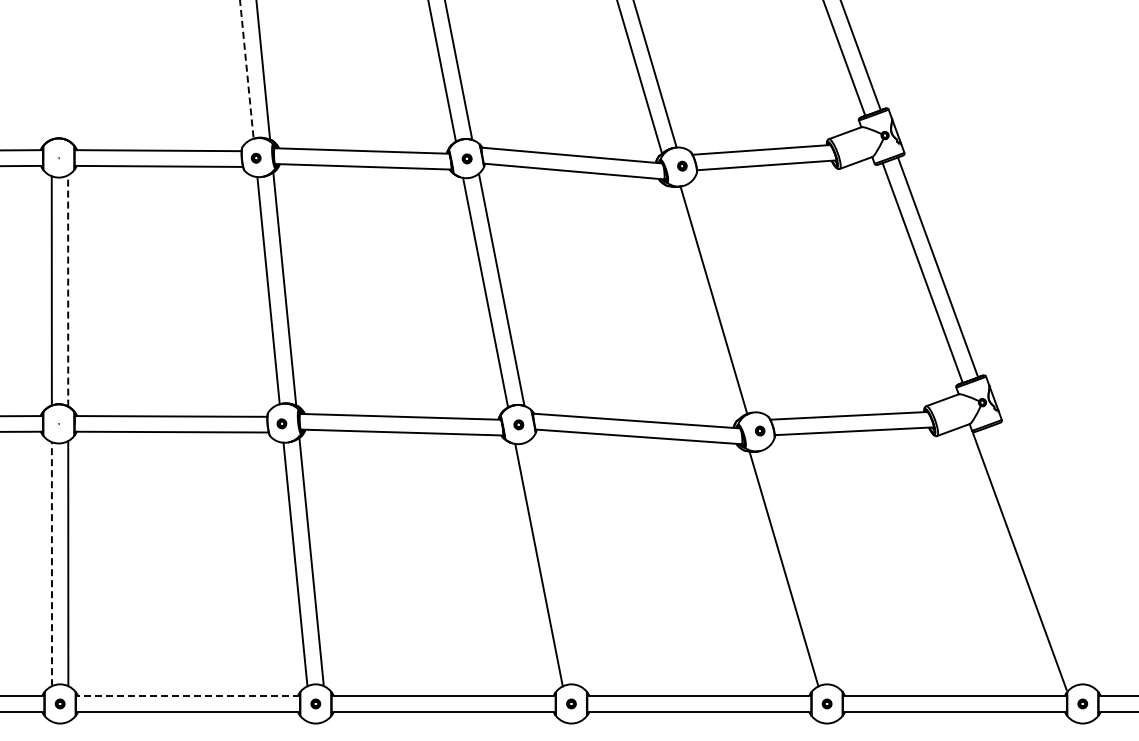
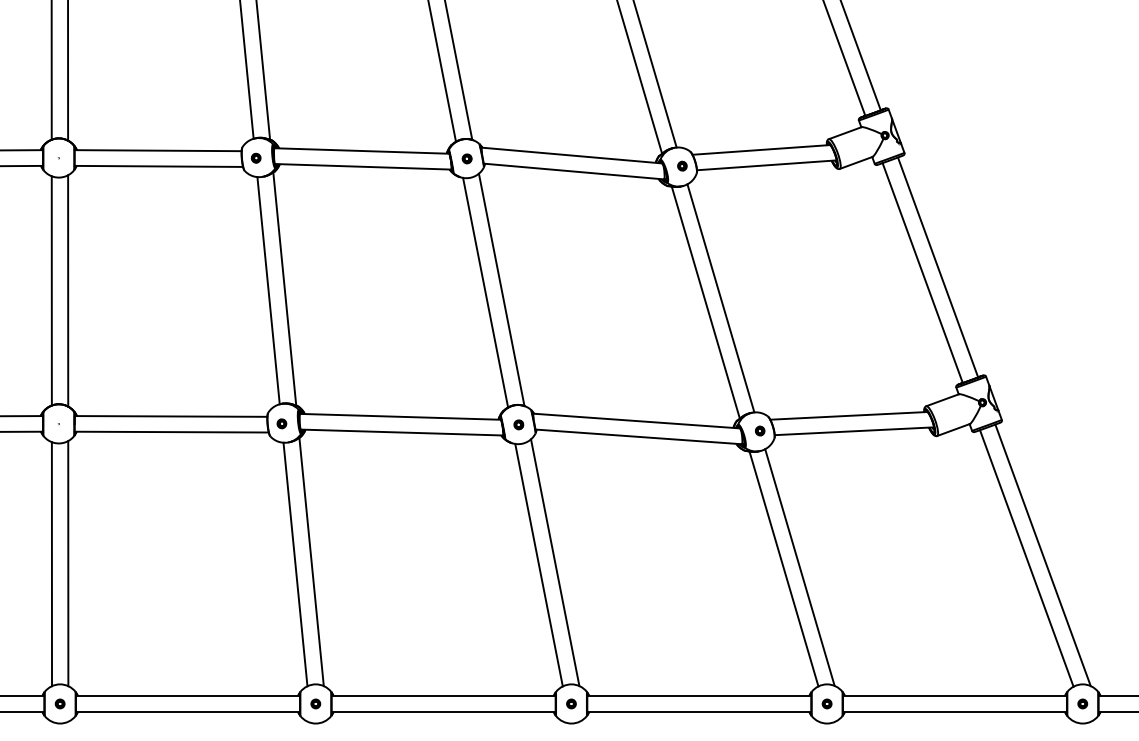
line: none -> present (51, 70)
line: dashed -> solid (246, 70)
line: none -> present (68, 71)
line: dashed -> solid (68, 290)
line position: (713, 300) -> (720, 298) (720, 298)
line: none -> present (705, 302)
line: none -> present (1042, 555)
line position: (1019, 561) -> (1026, 558) (1026, 558)
line: none -> present (555, 562)
line: dashed -> solid (51, 564)
line: none -> present (799, 567)
line: dashed -> solid (188, 695)
